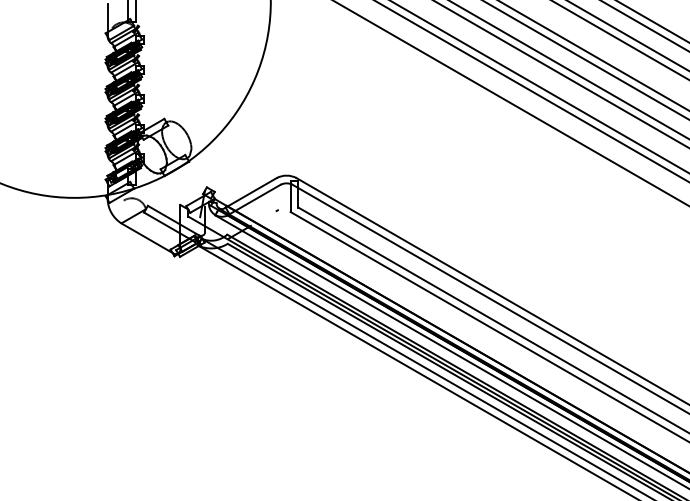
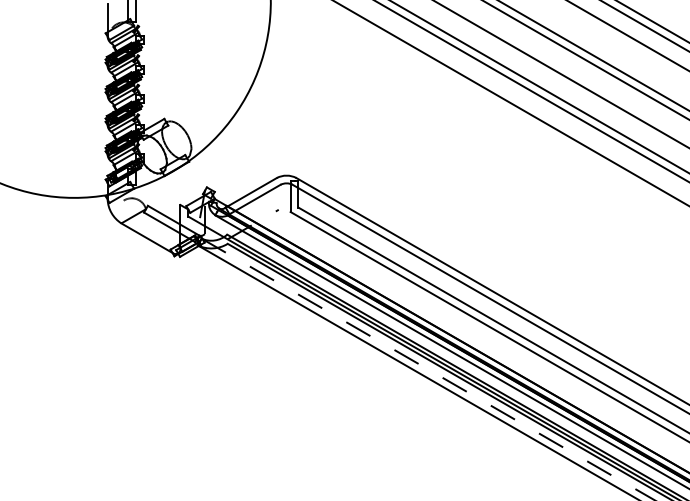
line: present -> none (620, 40)
line: present -> none (569, 69)
line: solid -> dashed (428, 369)
